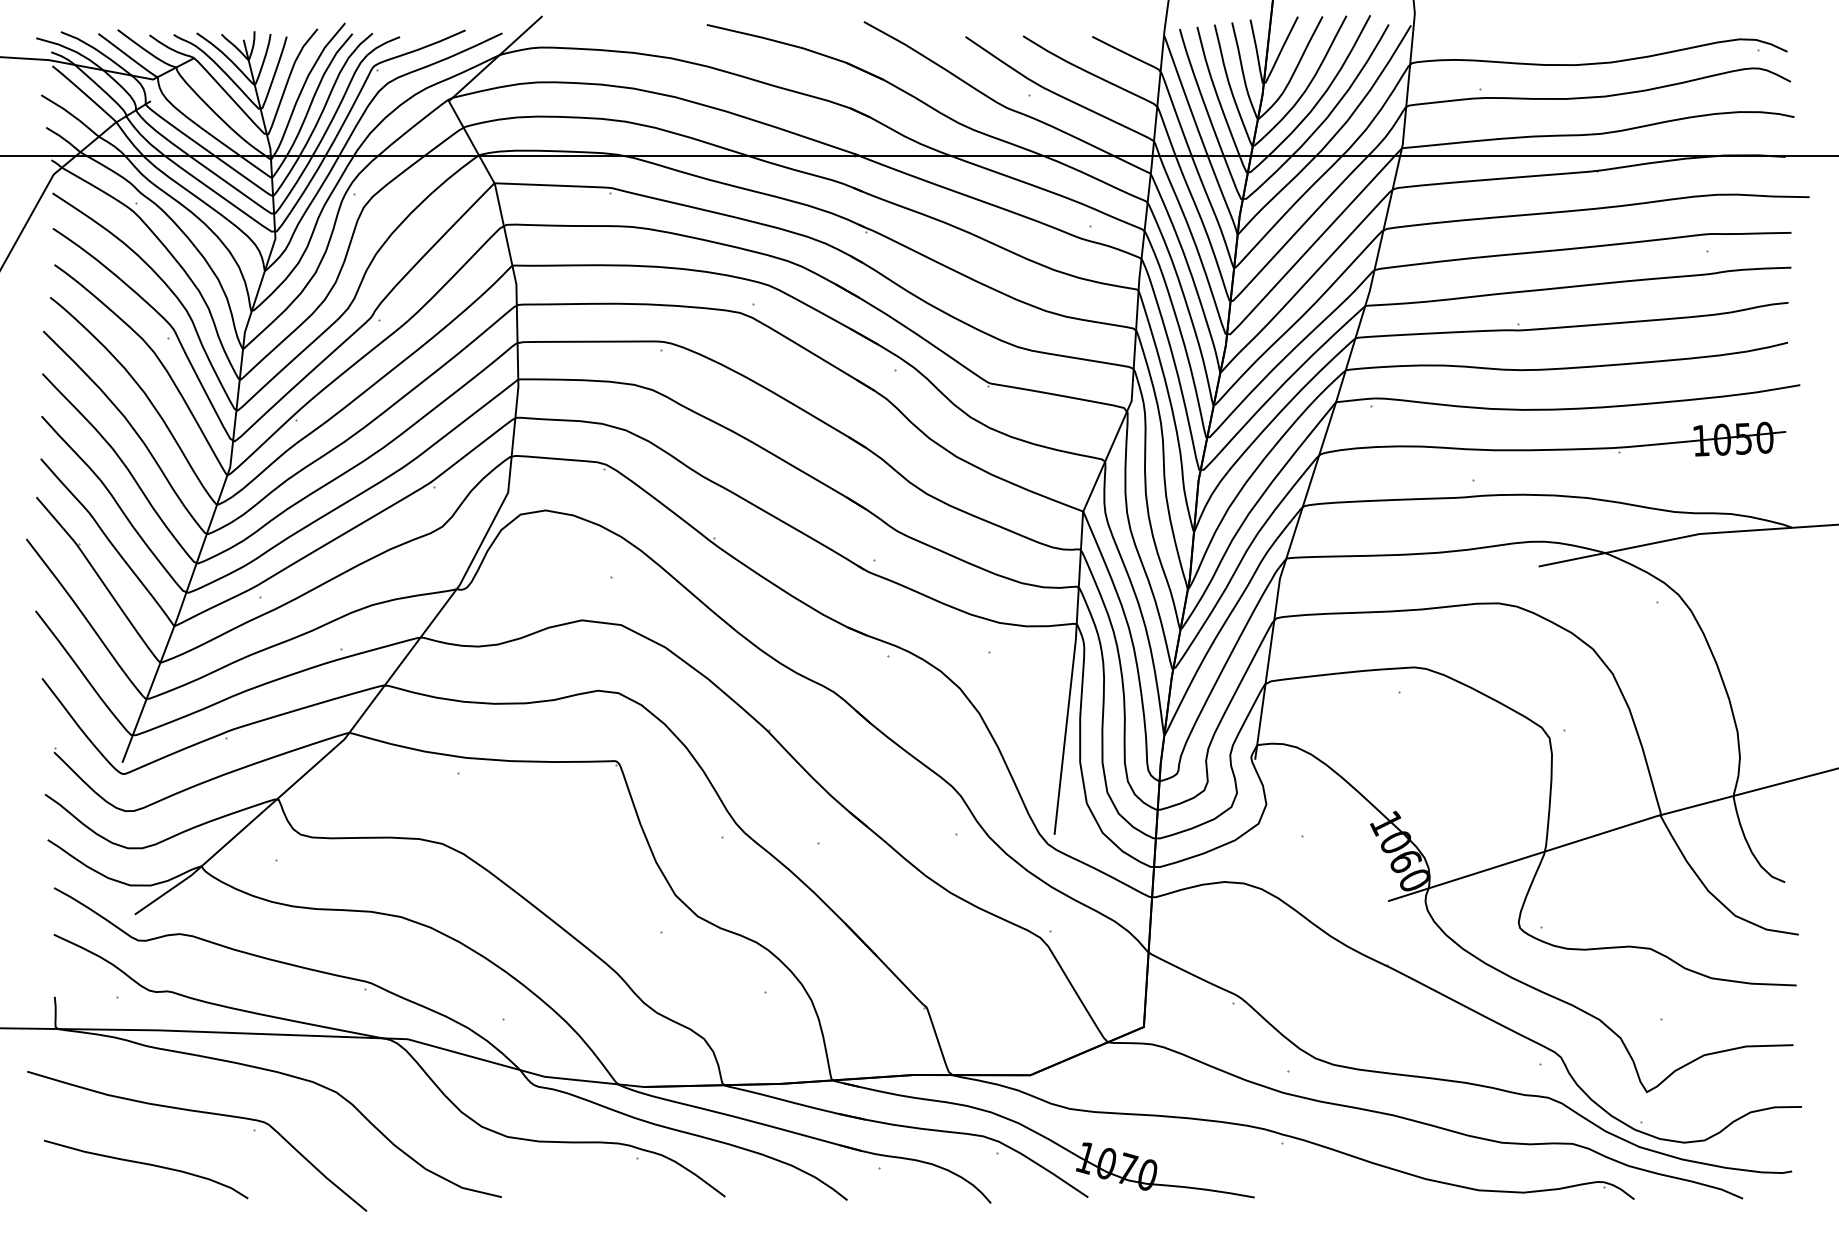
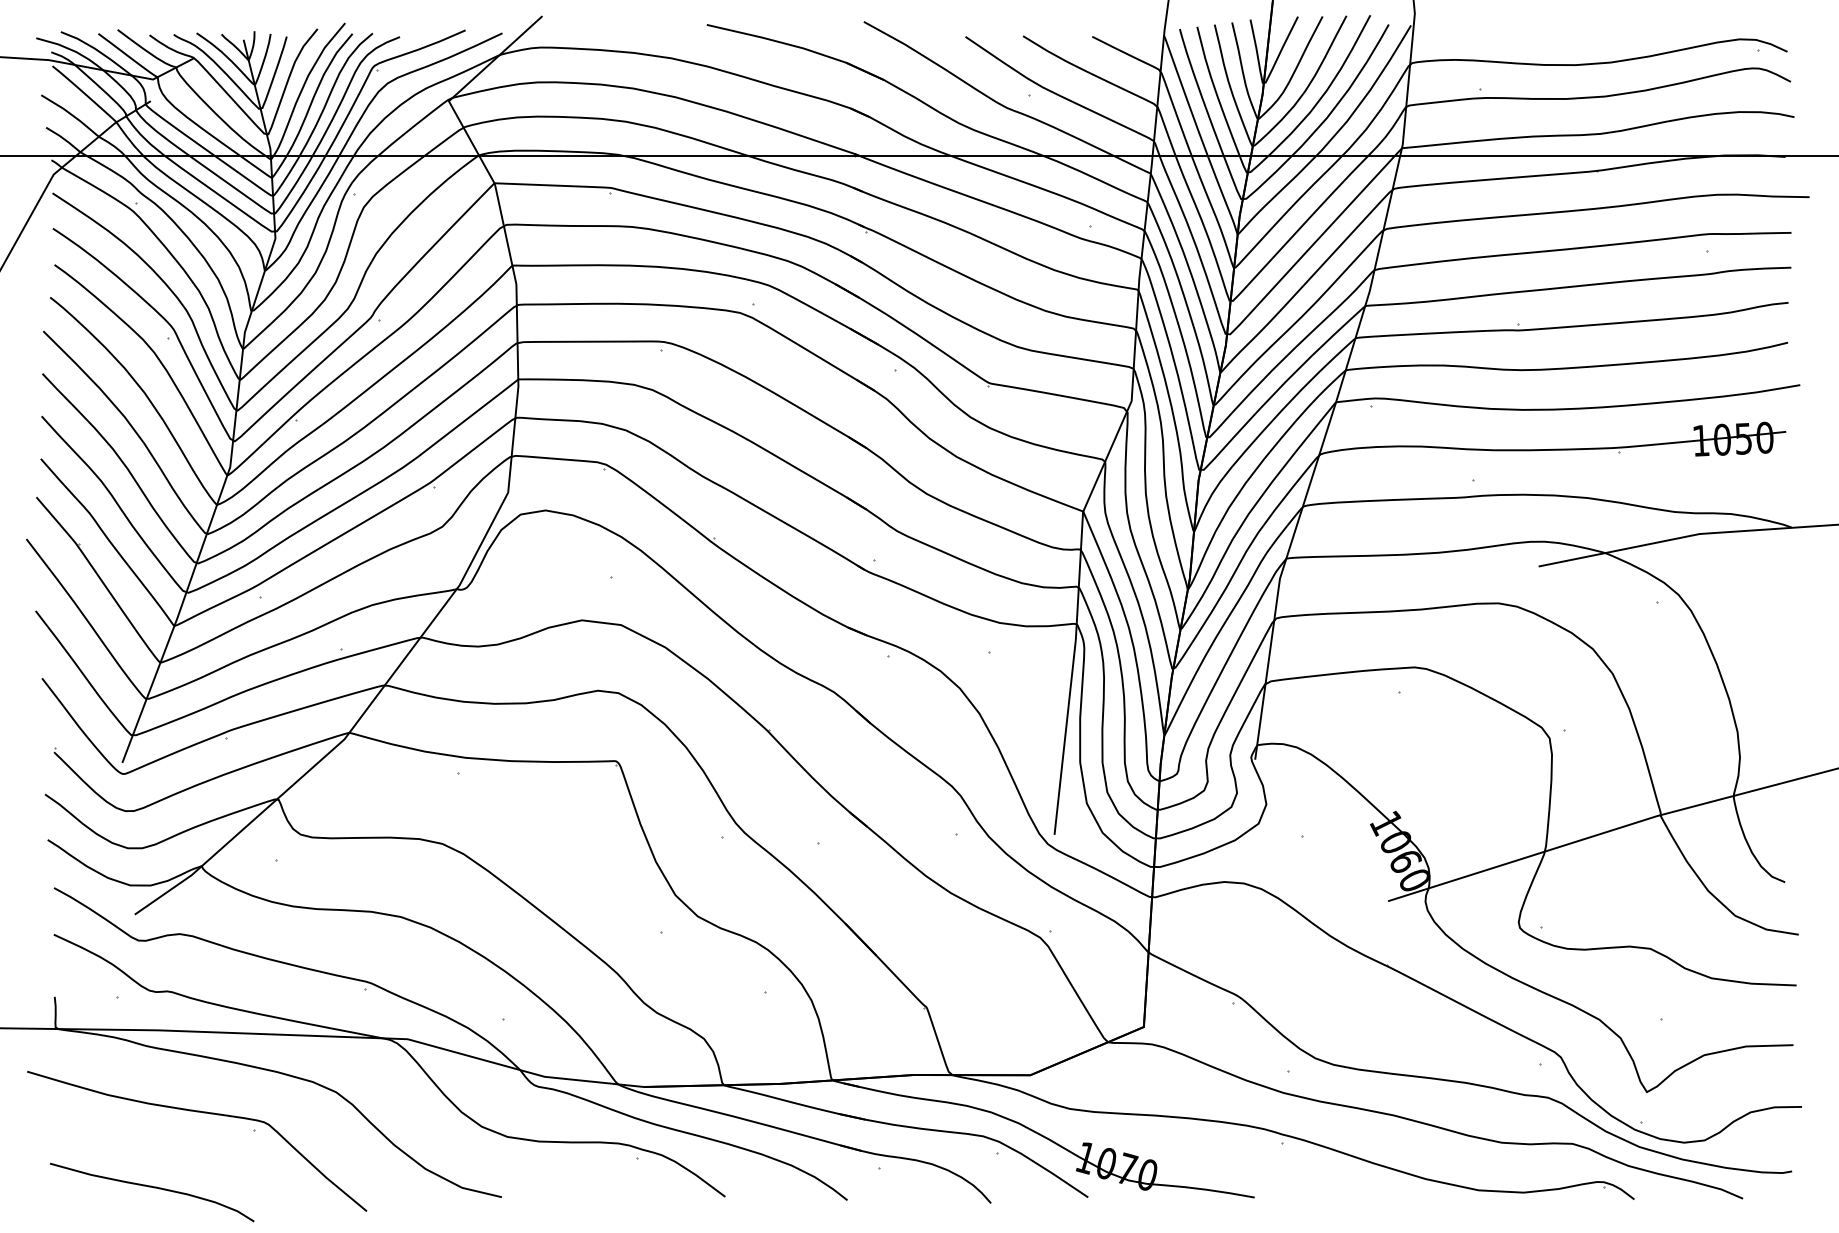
curve position: (147, 1165) -> (153, 1188) (153, 1188)
